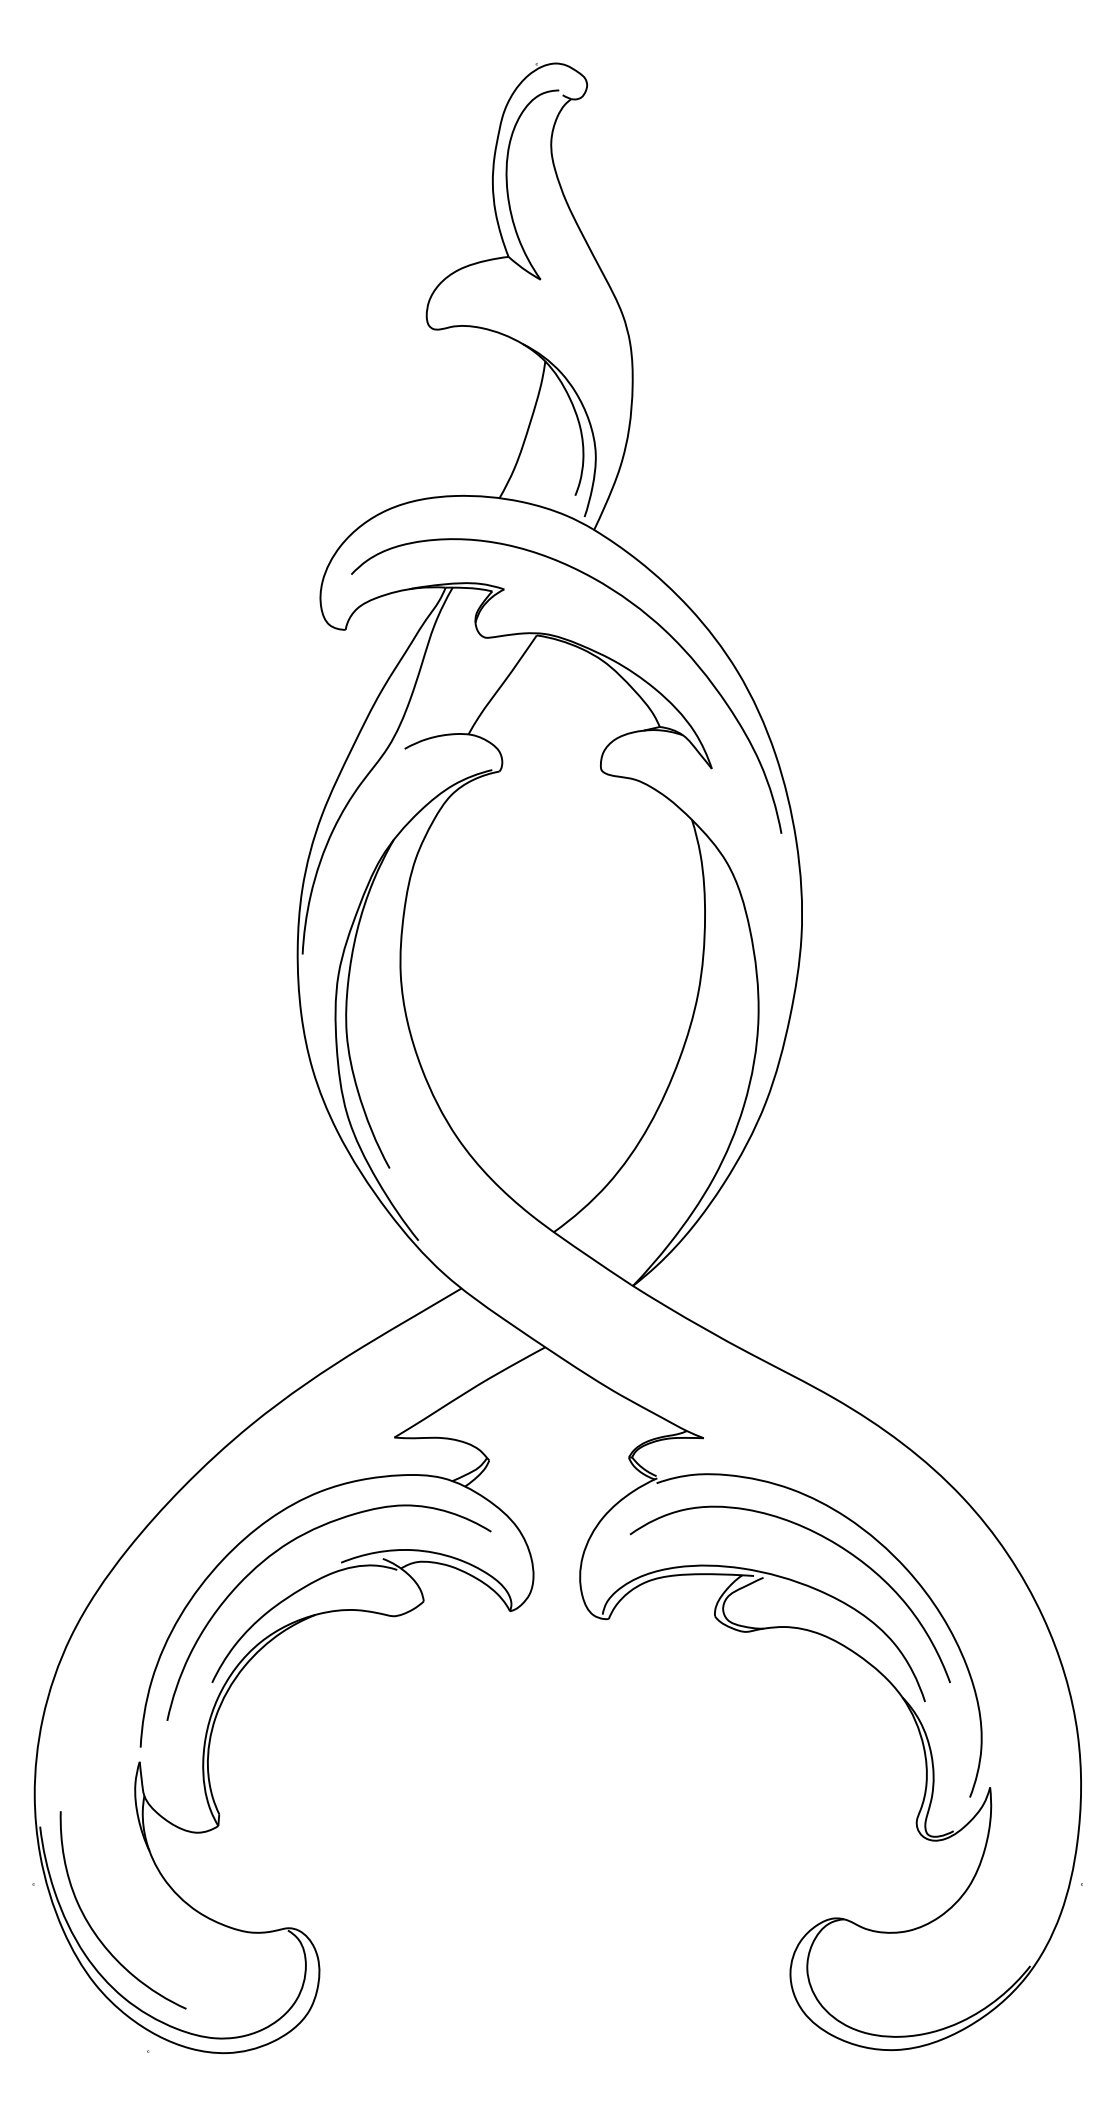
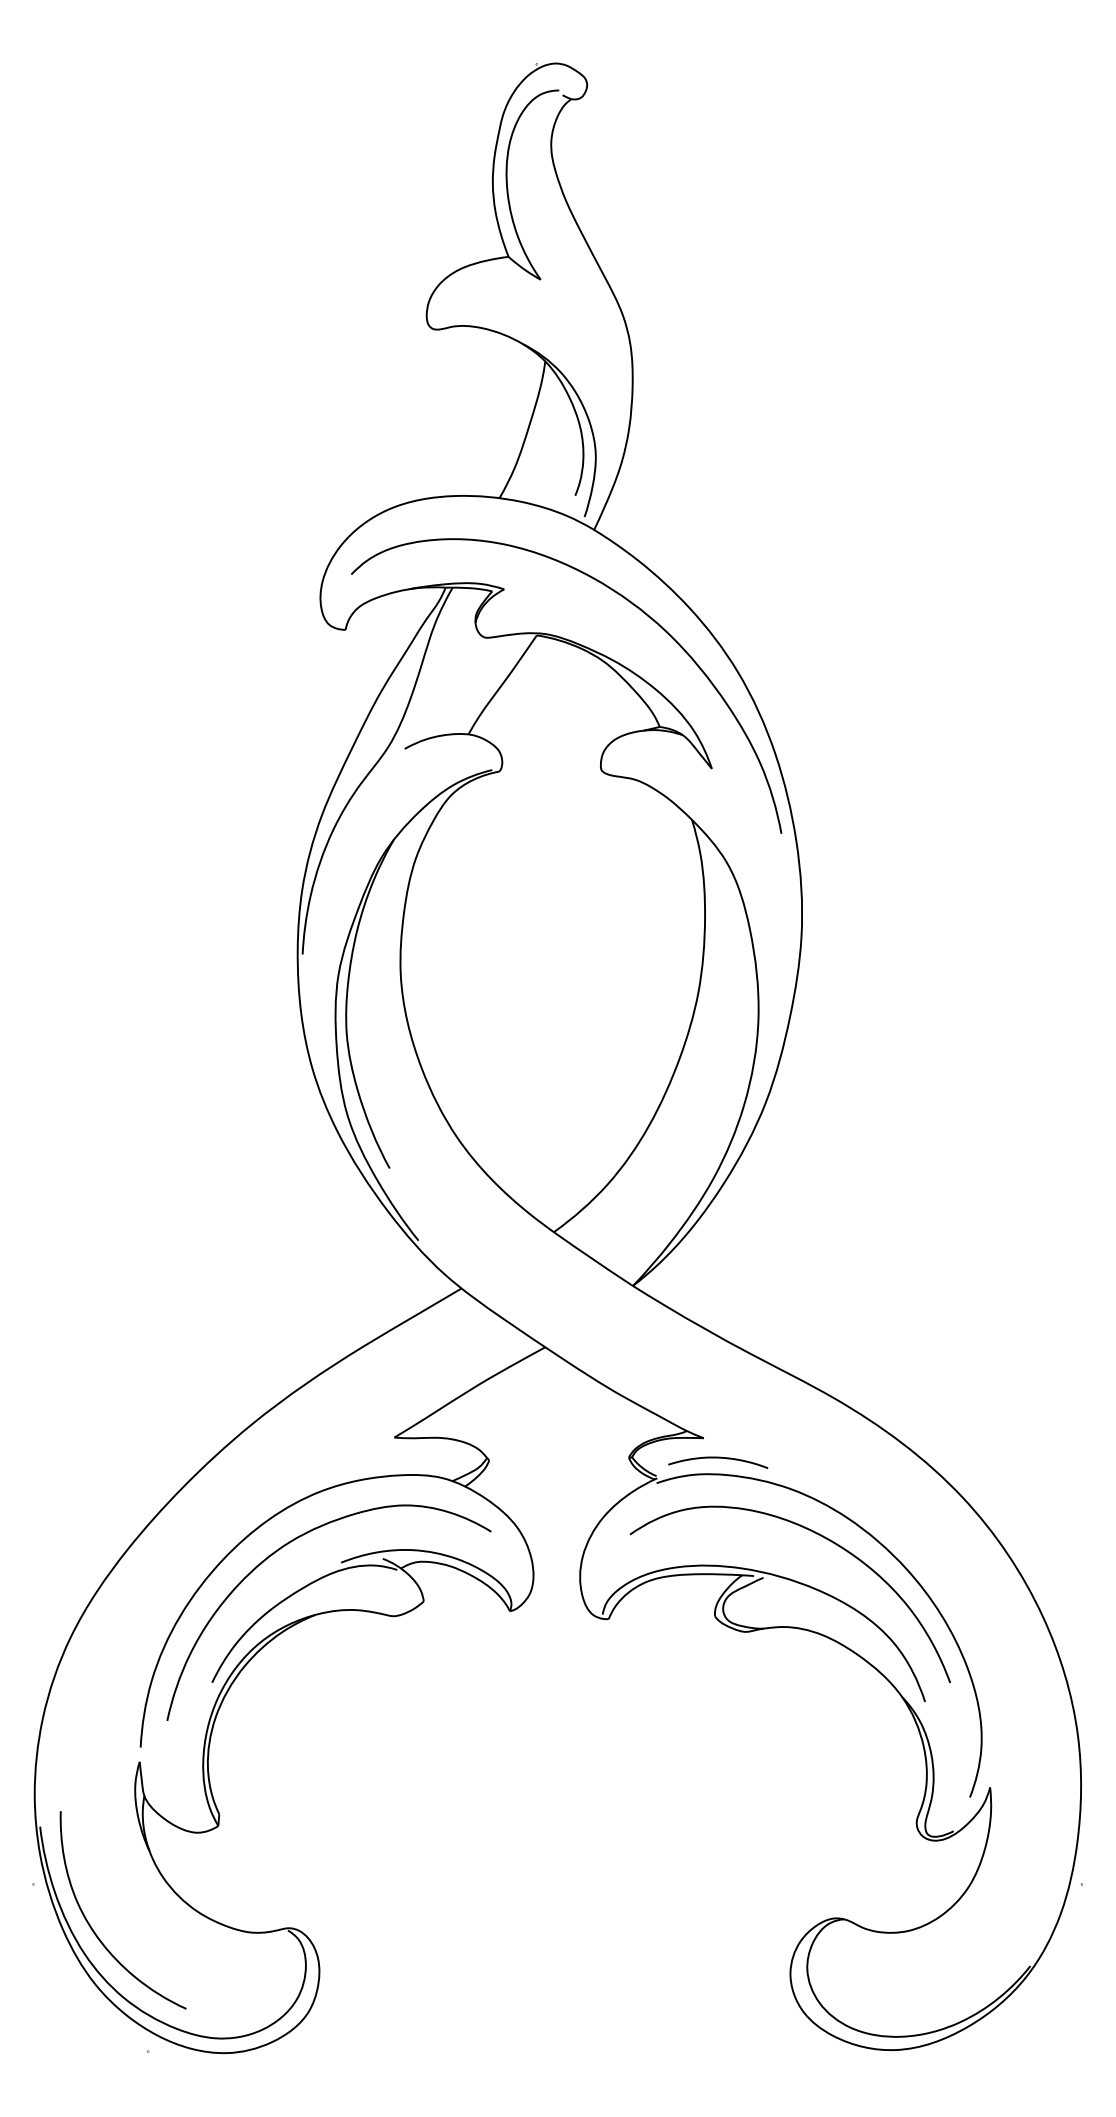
curve: none -> present (718, 1458)
